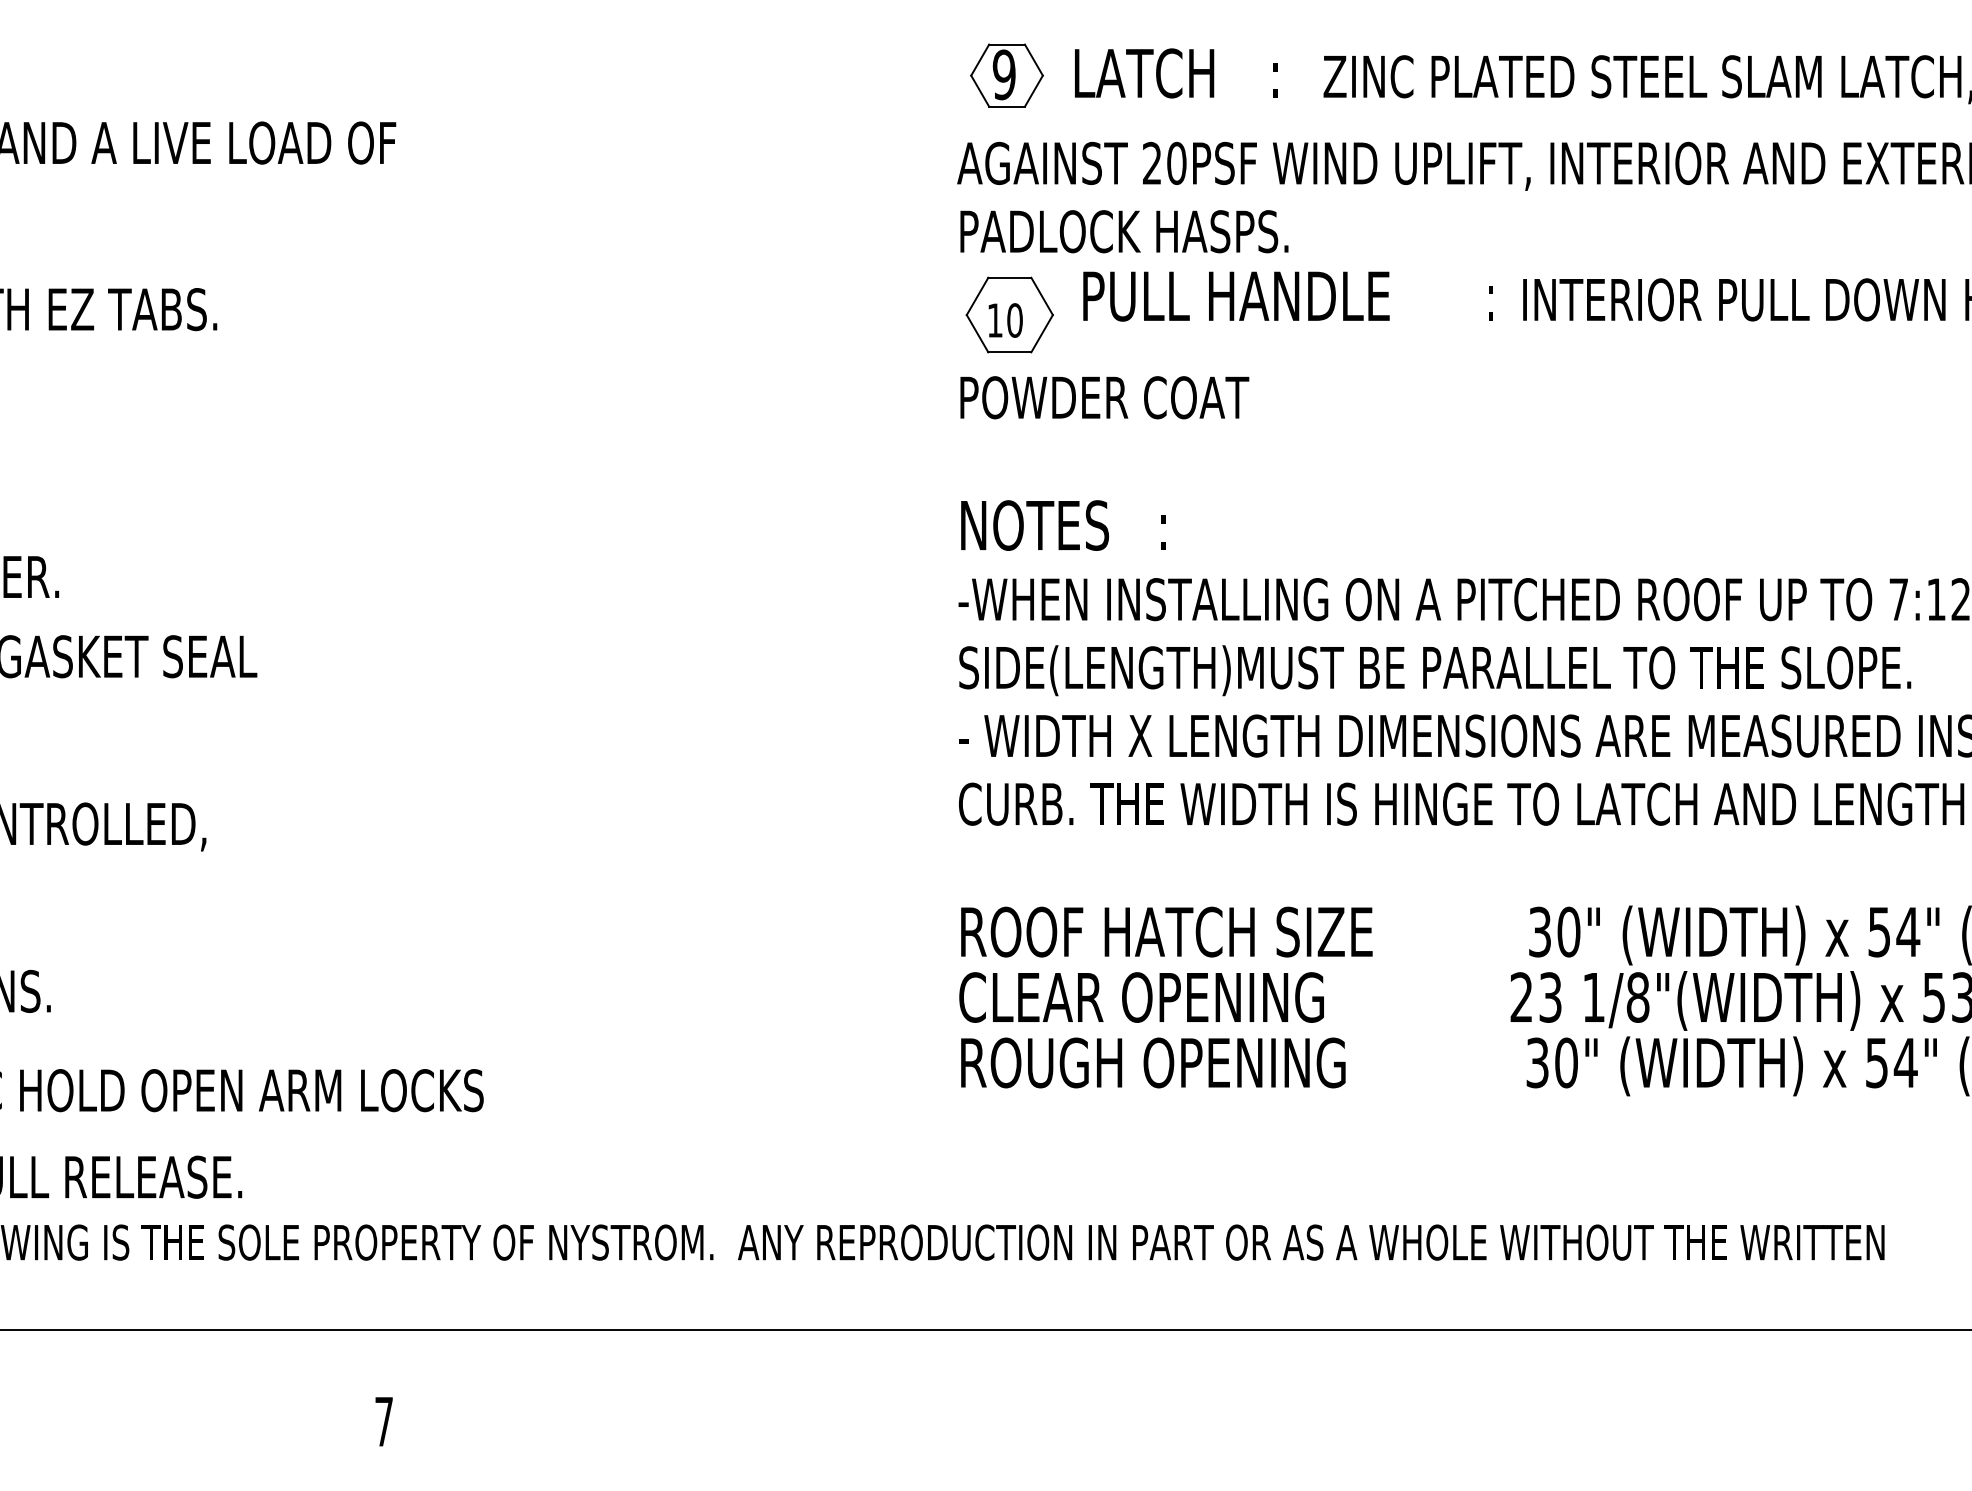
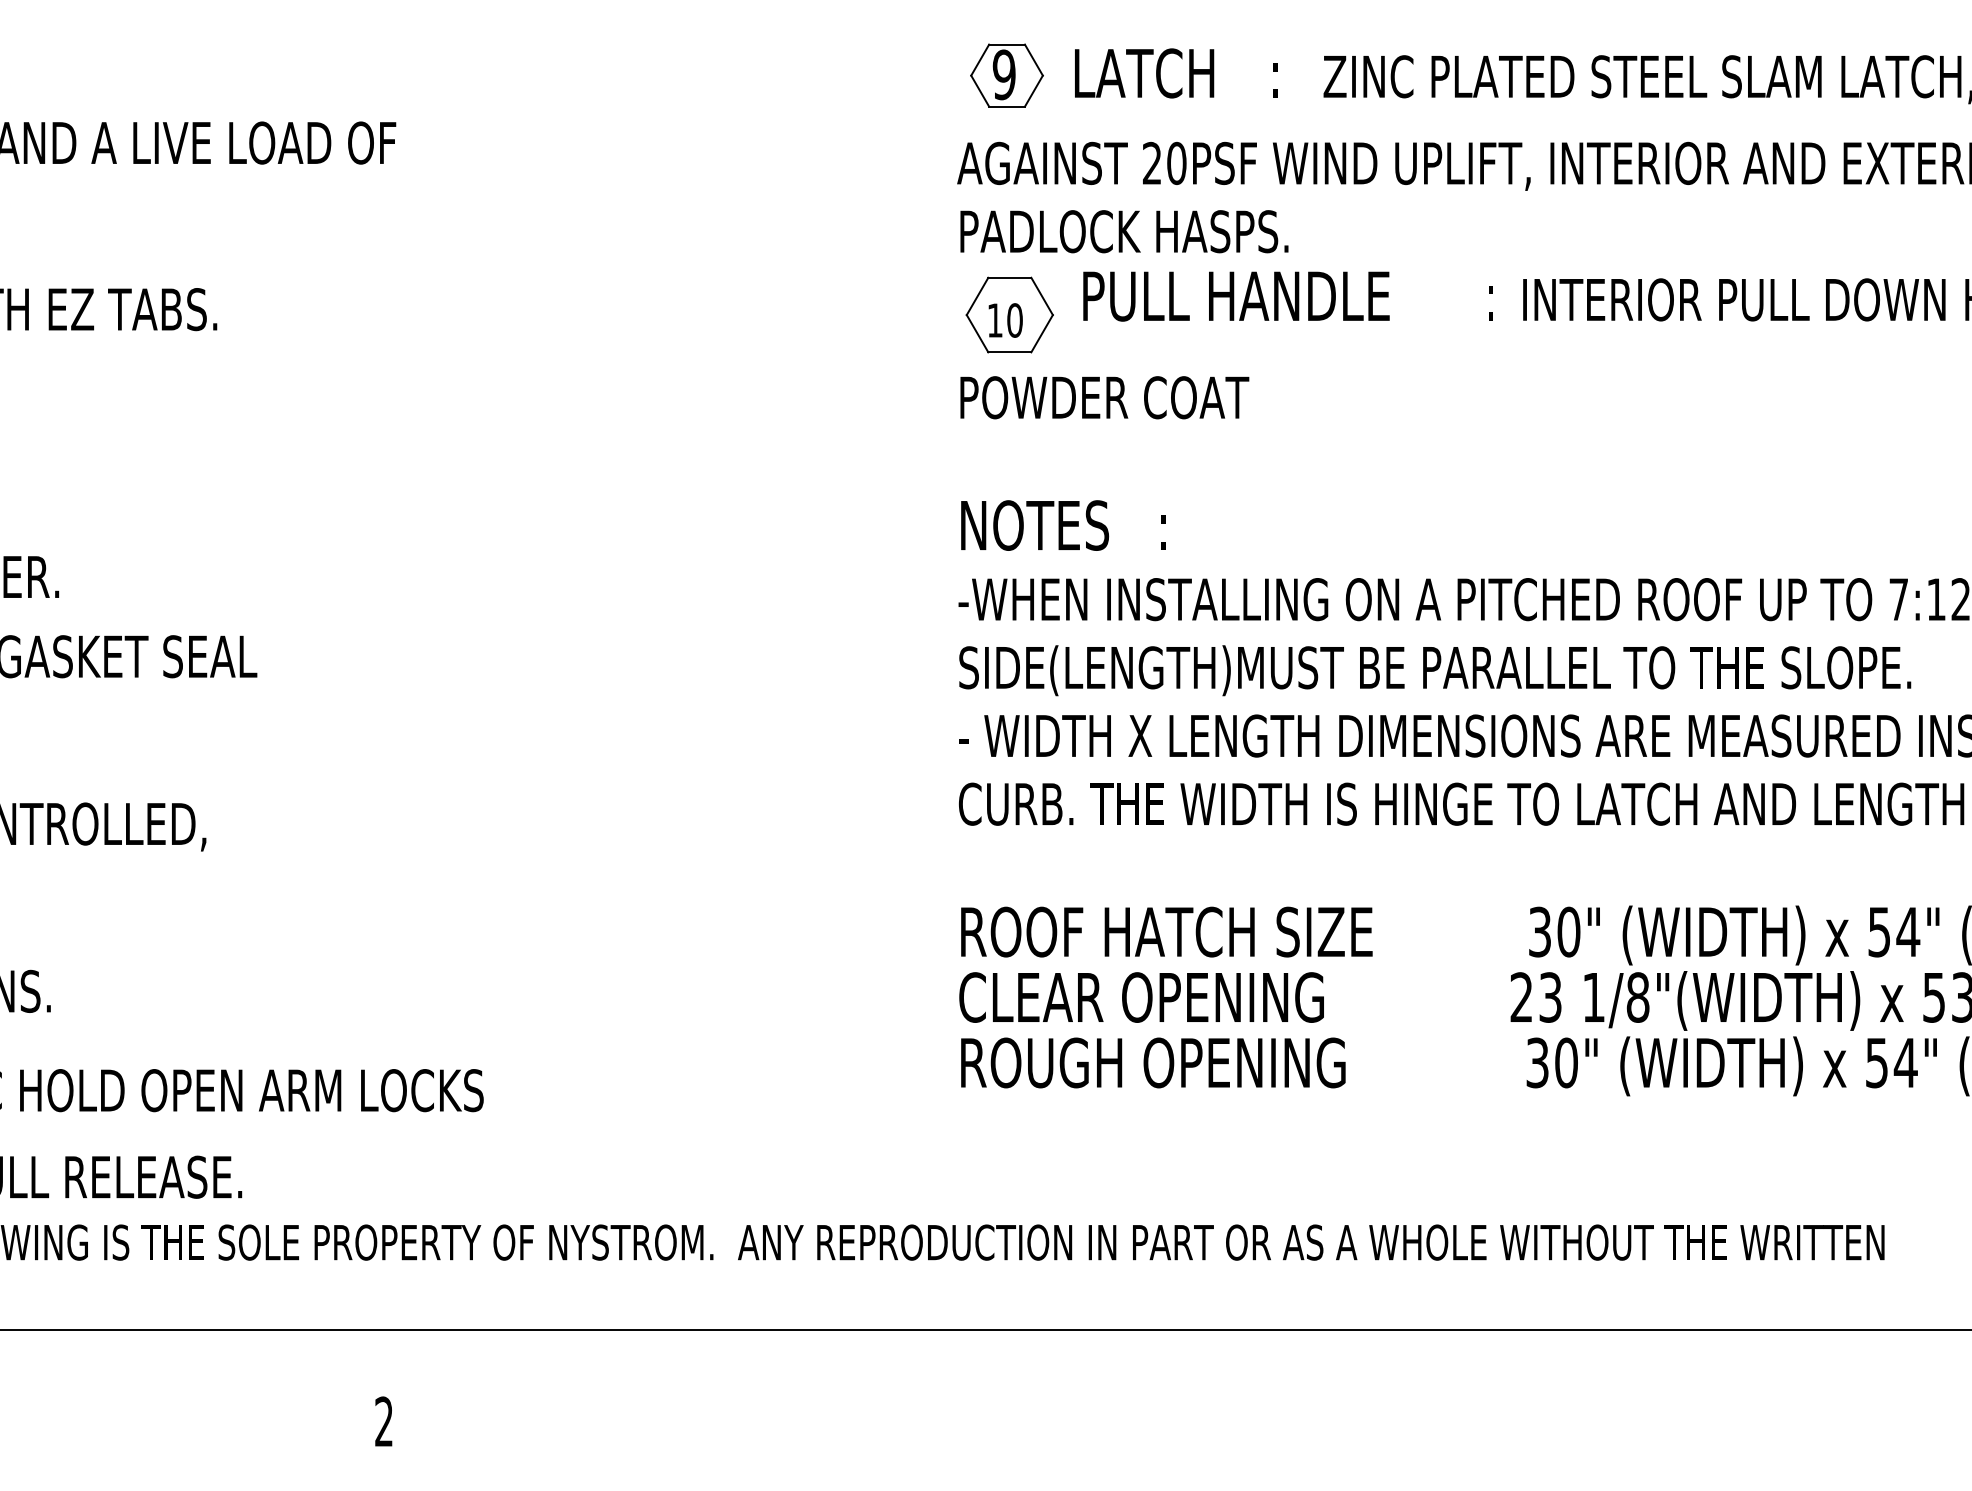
text: 7 -> 2 (383, 1421)
